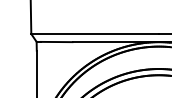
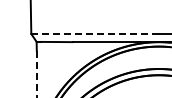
line: solid -> dashed (95, 34)
line: solid -> dashed (36, 74)
